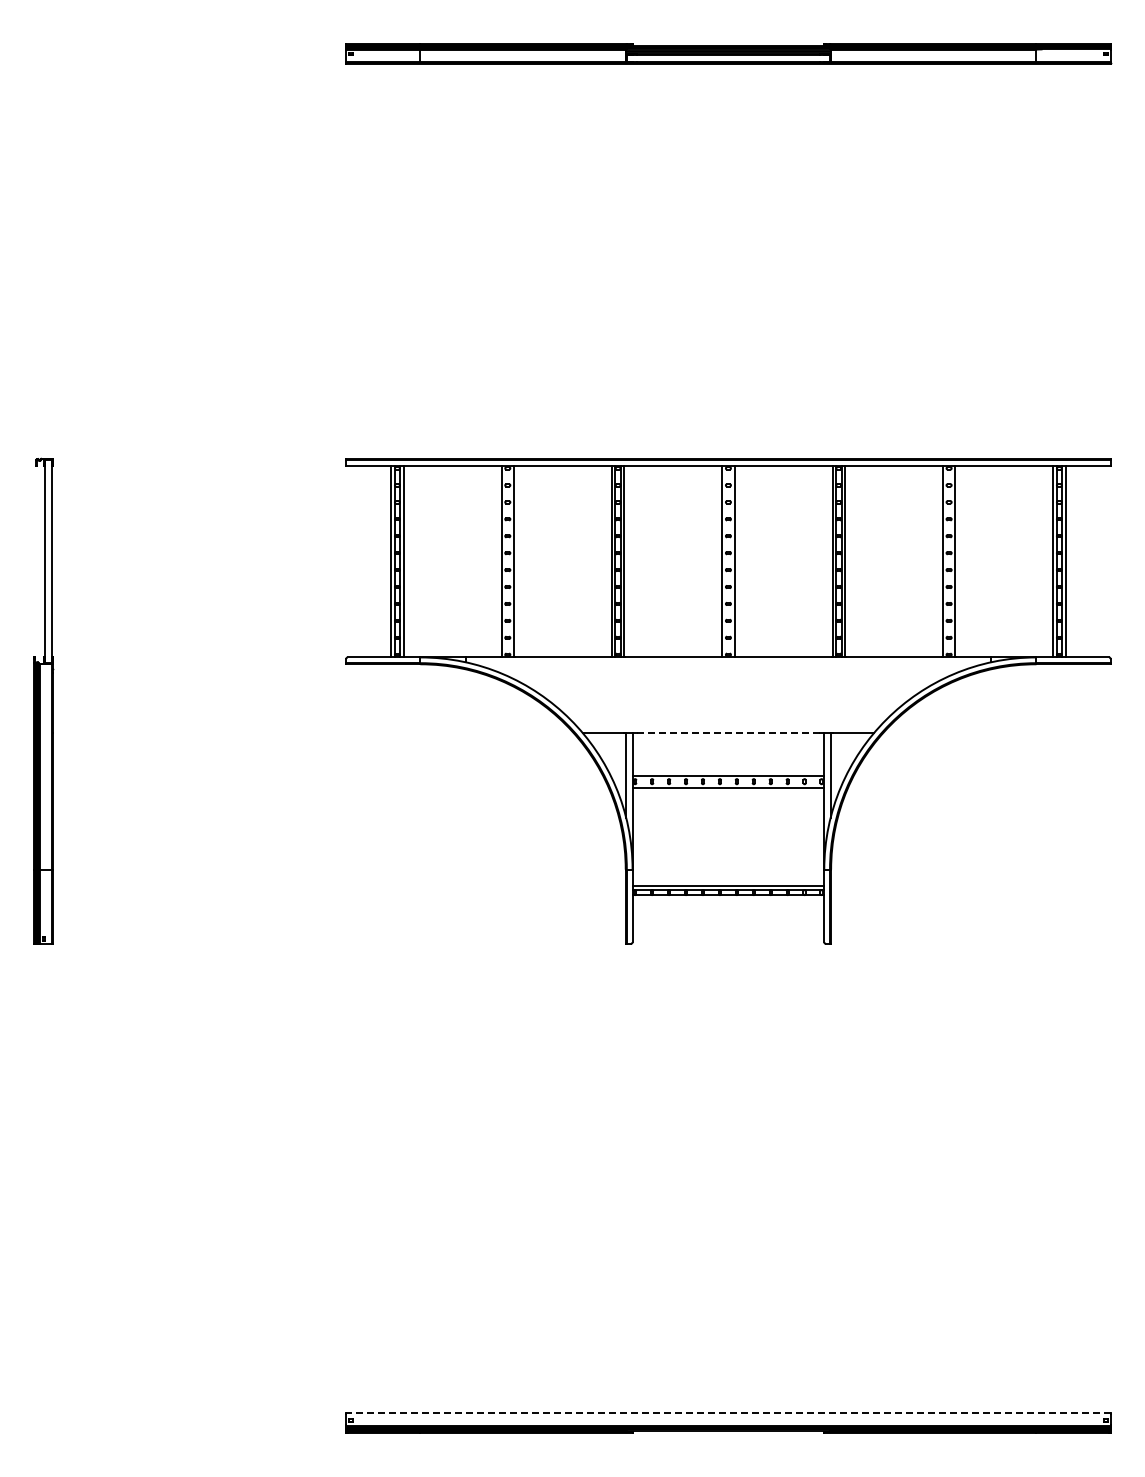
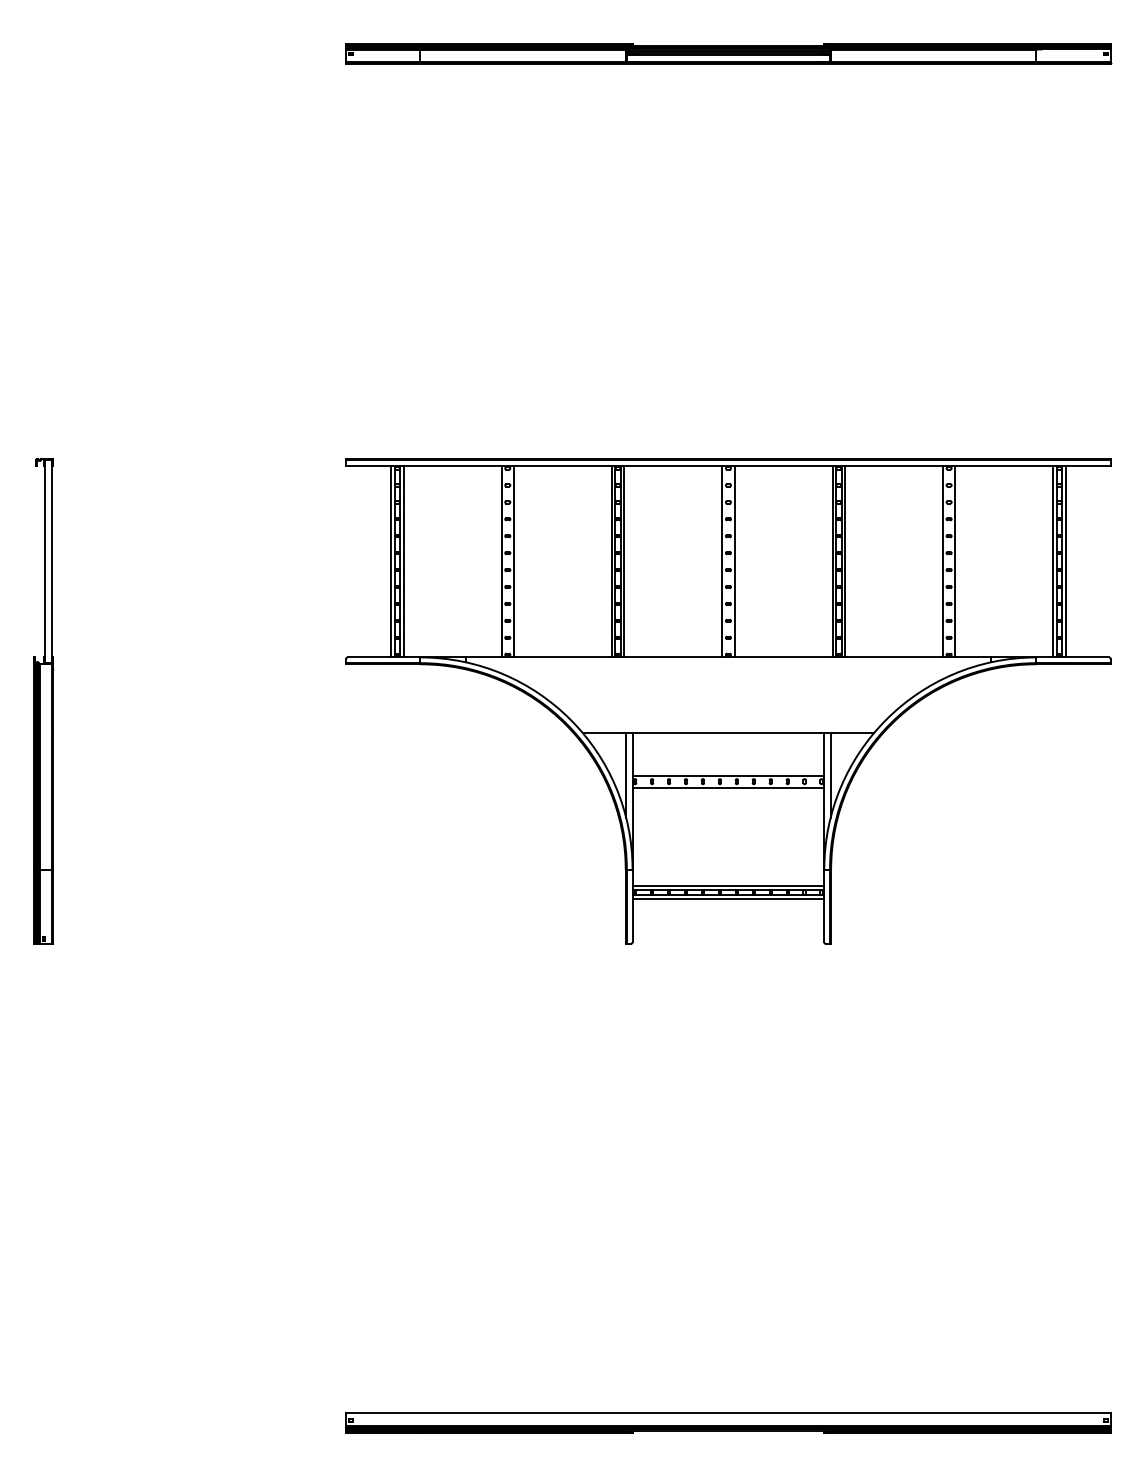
line: dashed -> solid (728, 733)
line: none -> present (728, 898)
line: dashed -> solid (727, 1413)
